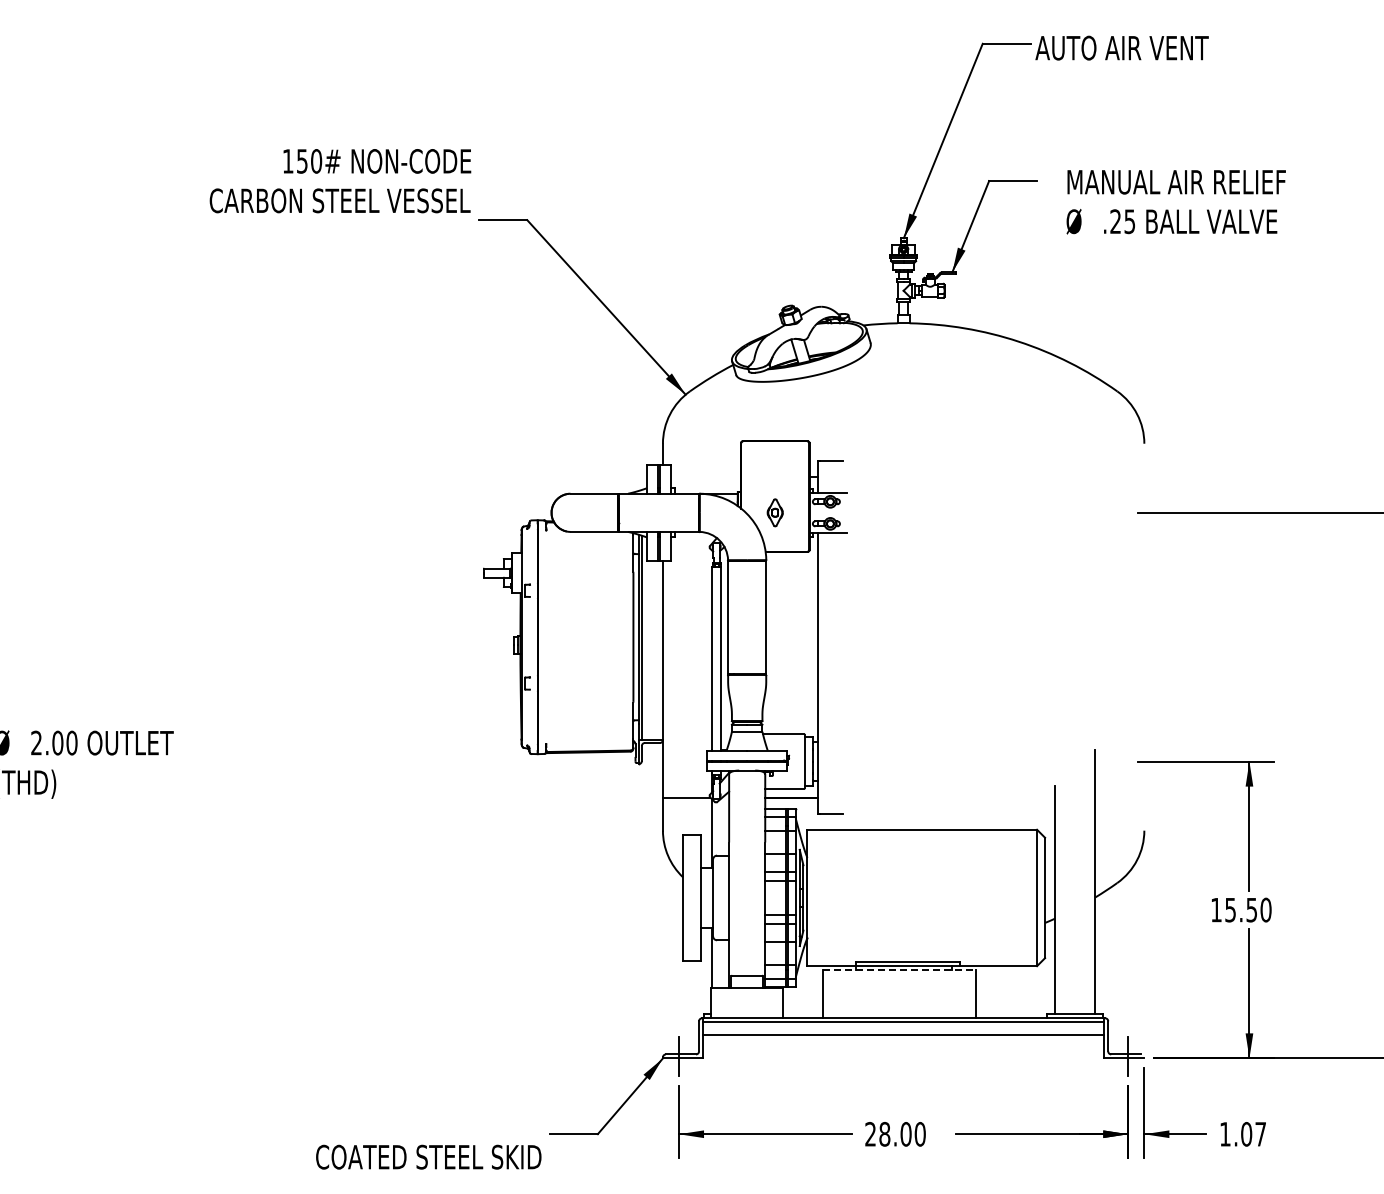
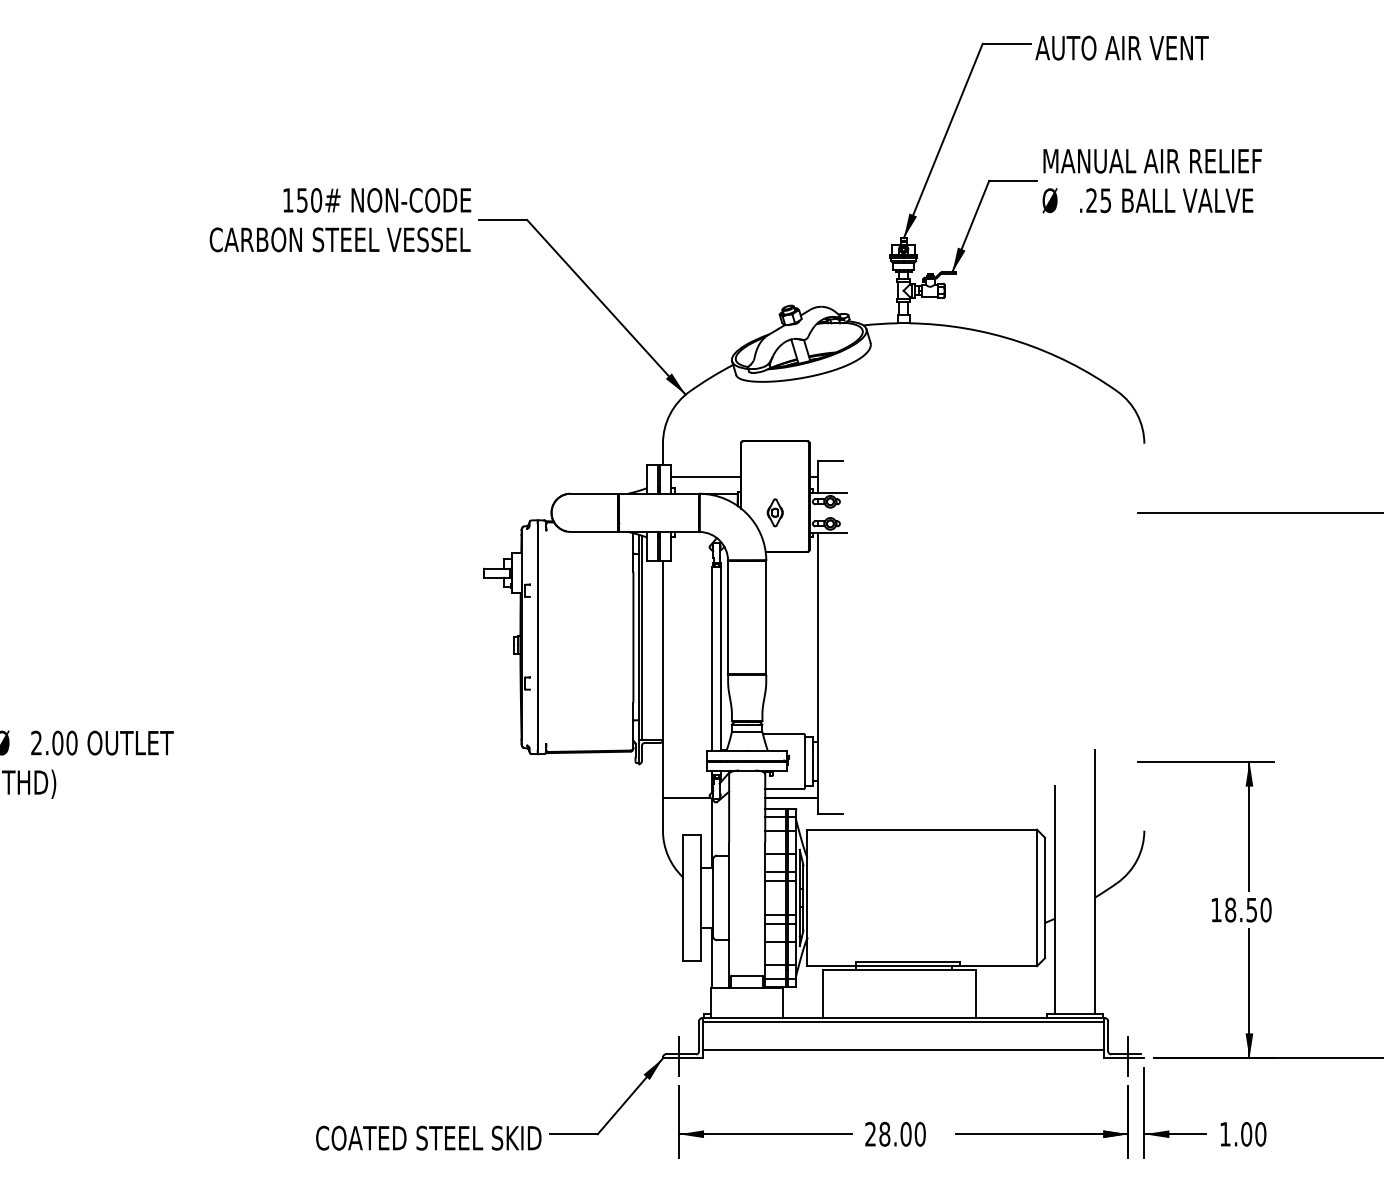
text position: (340, 181) -> (340, 220) (340, 220)
text position: (1175, 202) -> (1151, 181) (1151, 181)
line: none -> present (705, 476)
text: 15.50 -> 18.50 (1230, 909)
line: dashed -> solid (900, 970)
line position: (903, 1035) -> (903, 1050) (903, 1050)
text: 1.07 -> 1.00 (1260, 1134)
text position: (428, 1156) -> (428, 1137) (428, 1137)
